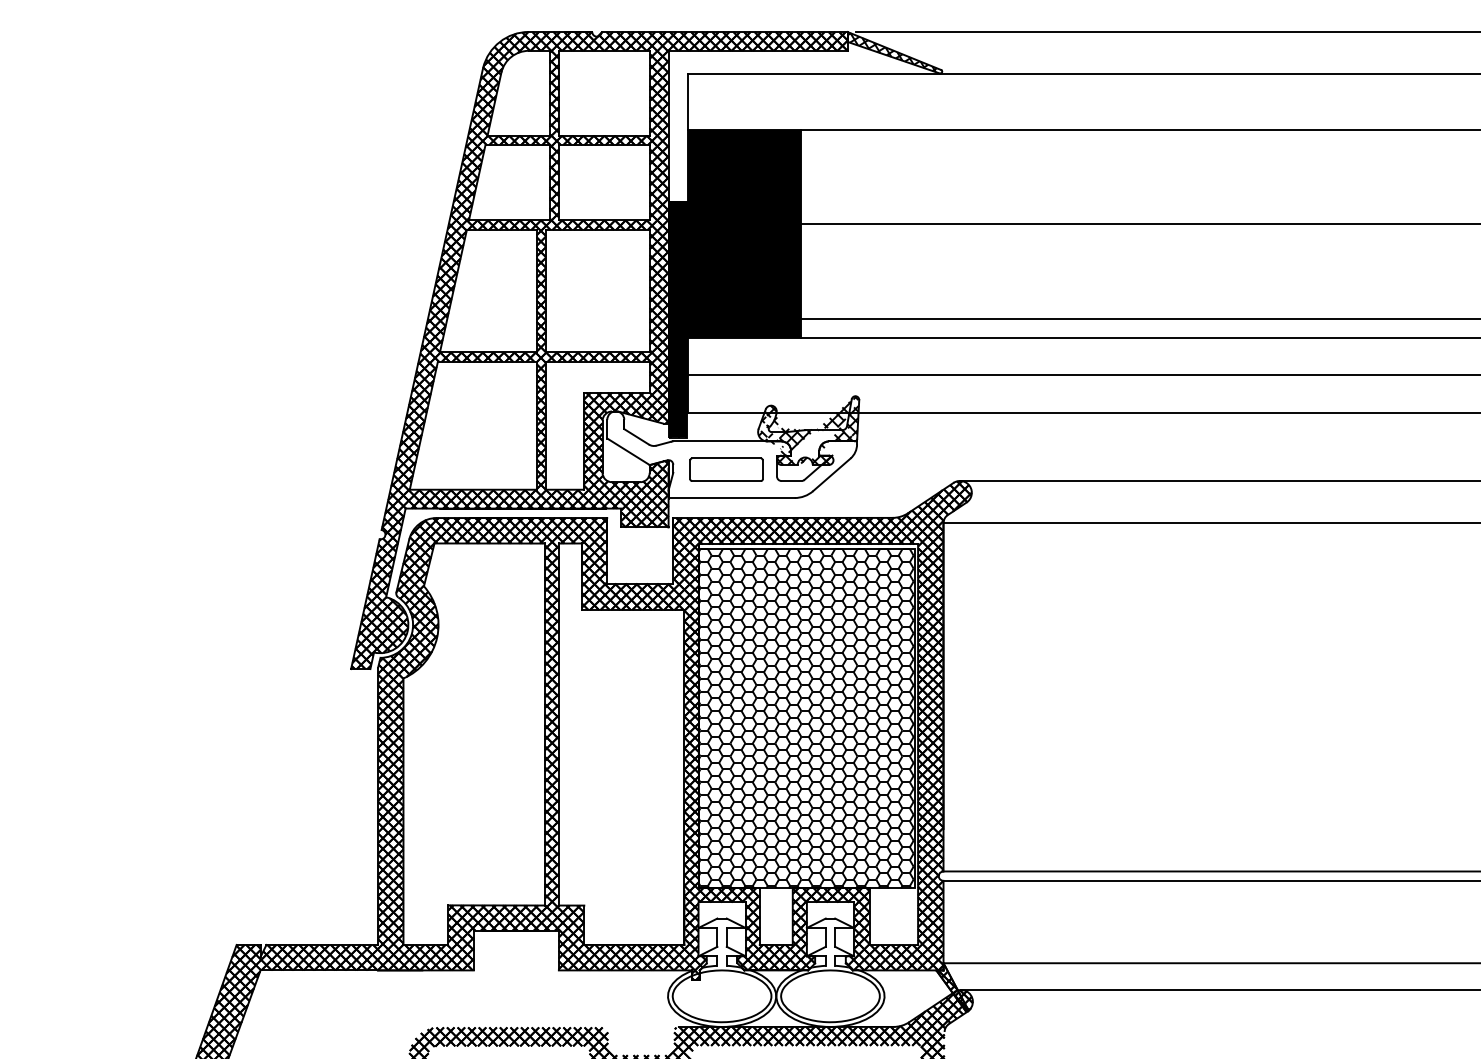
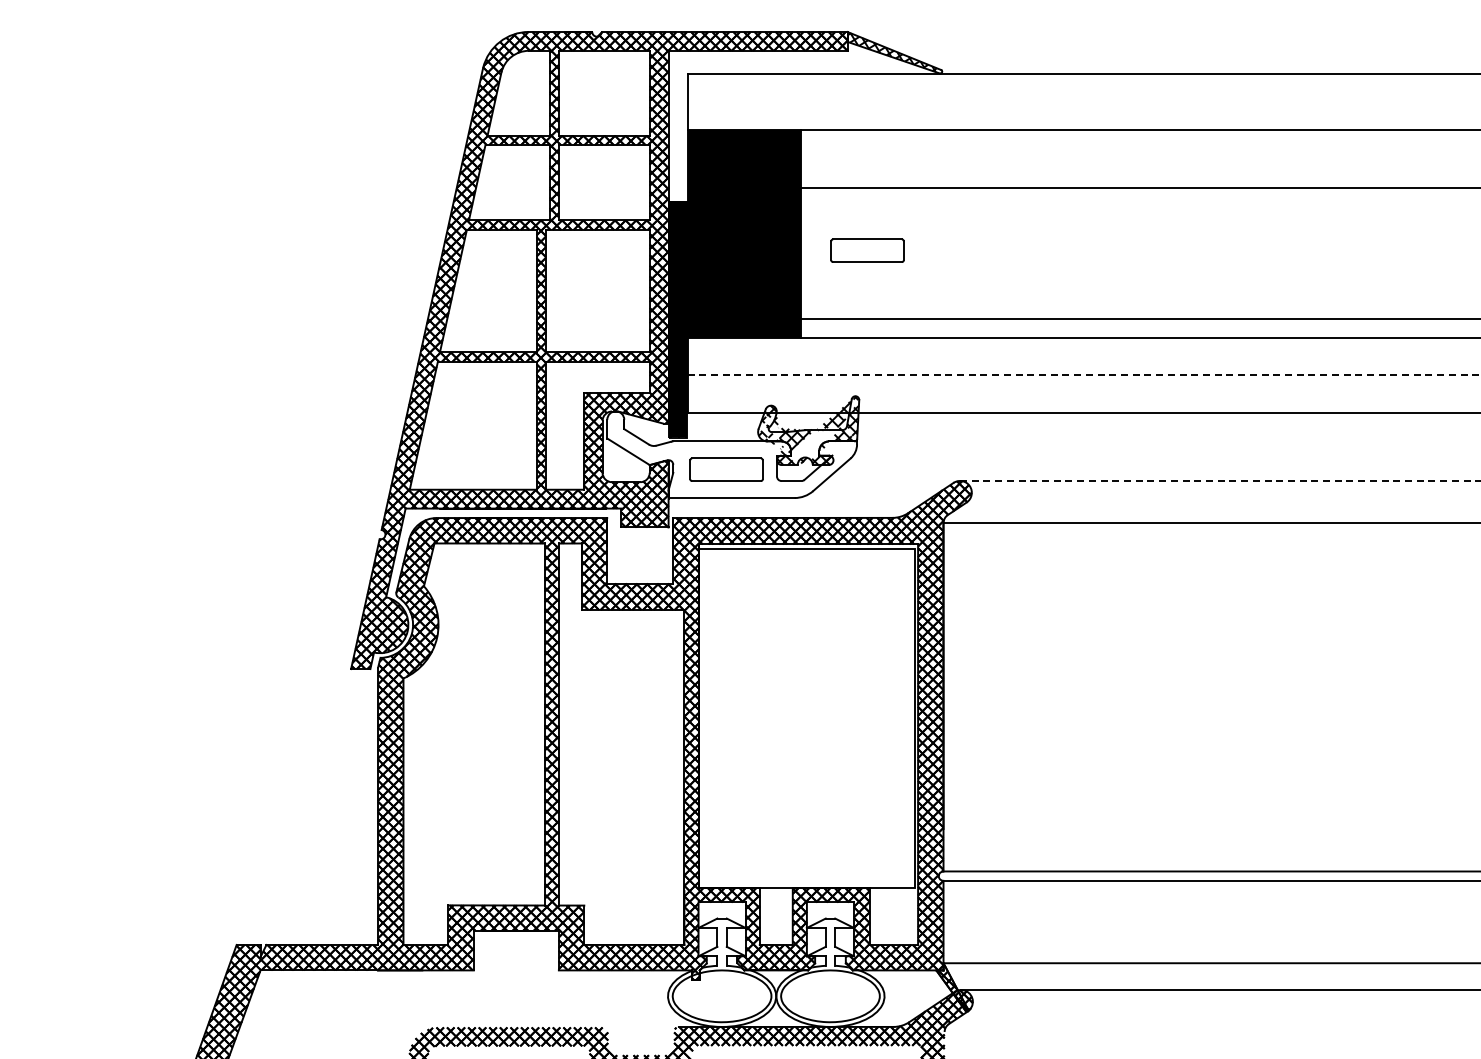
line: present -> none (1166, 31)
line position: (1138, 224) -> (1138, 188) (1138, 188)
part: none -> present (867, 250)
line: solid -> dashed (1084, 375)
line: solid -> dashed (1220, 480)
hatch: present -> none (806, 718)
